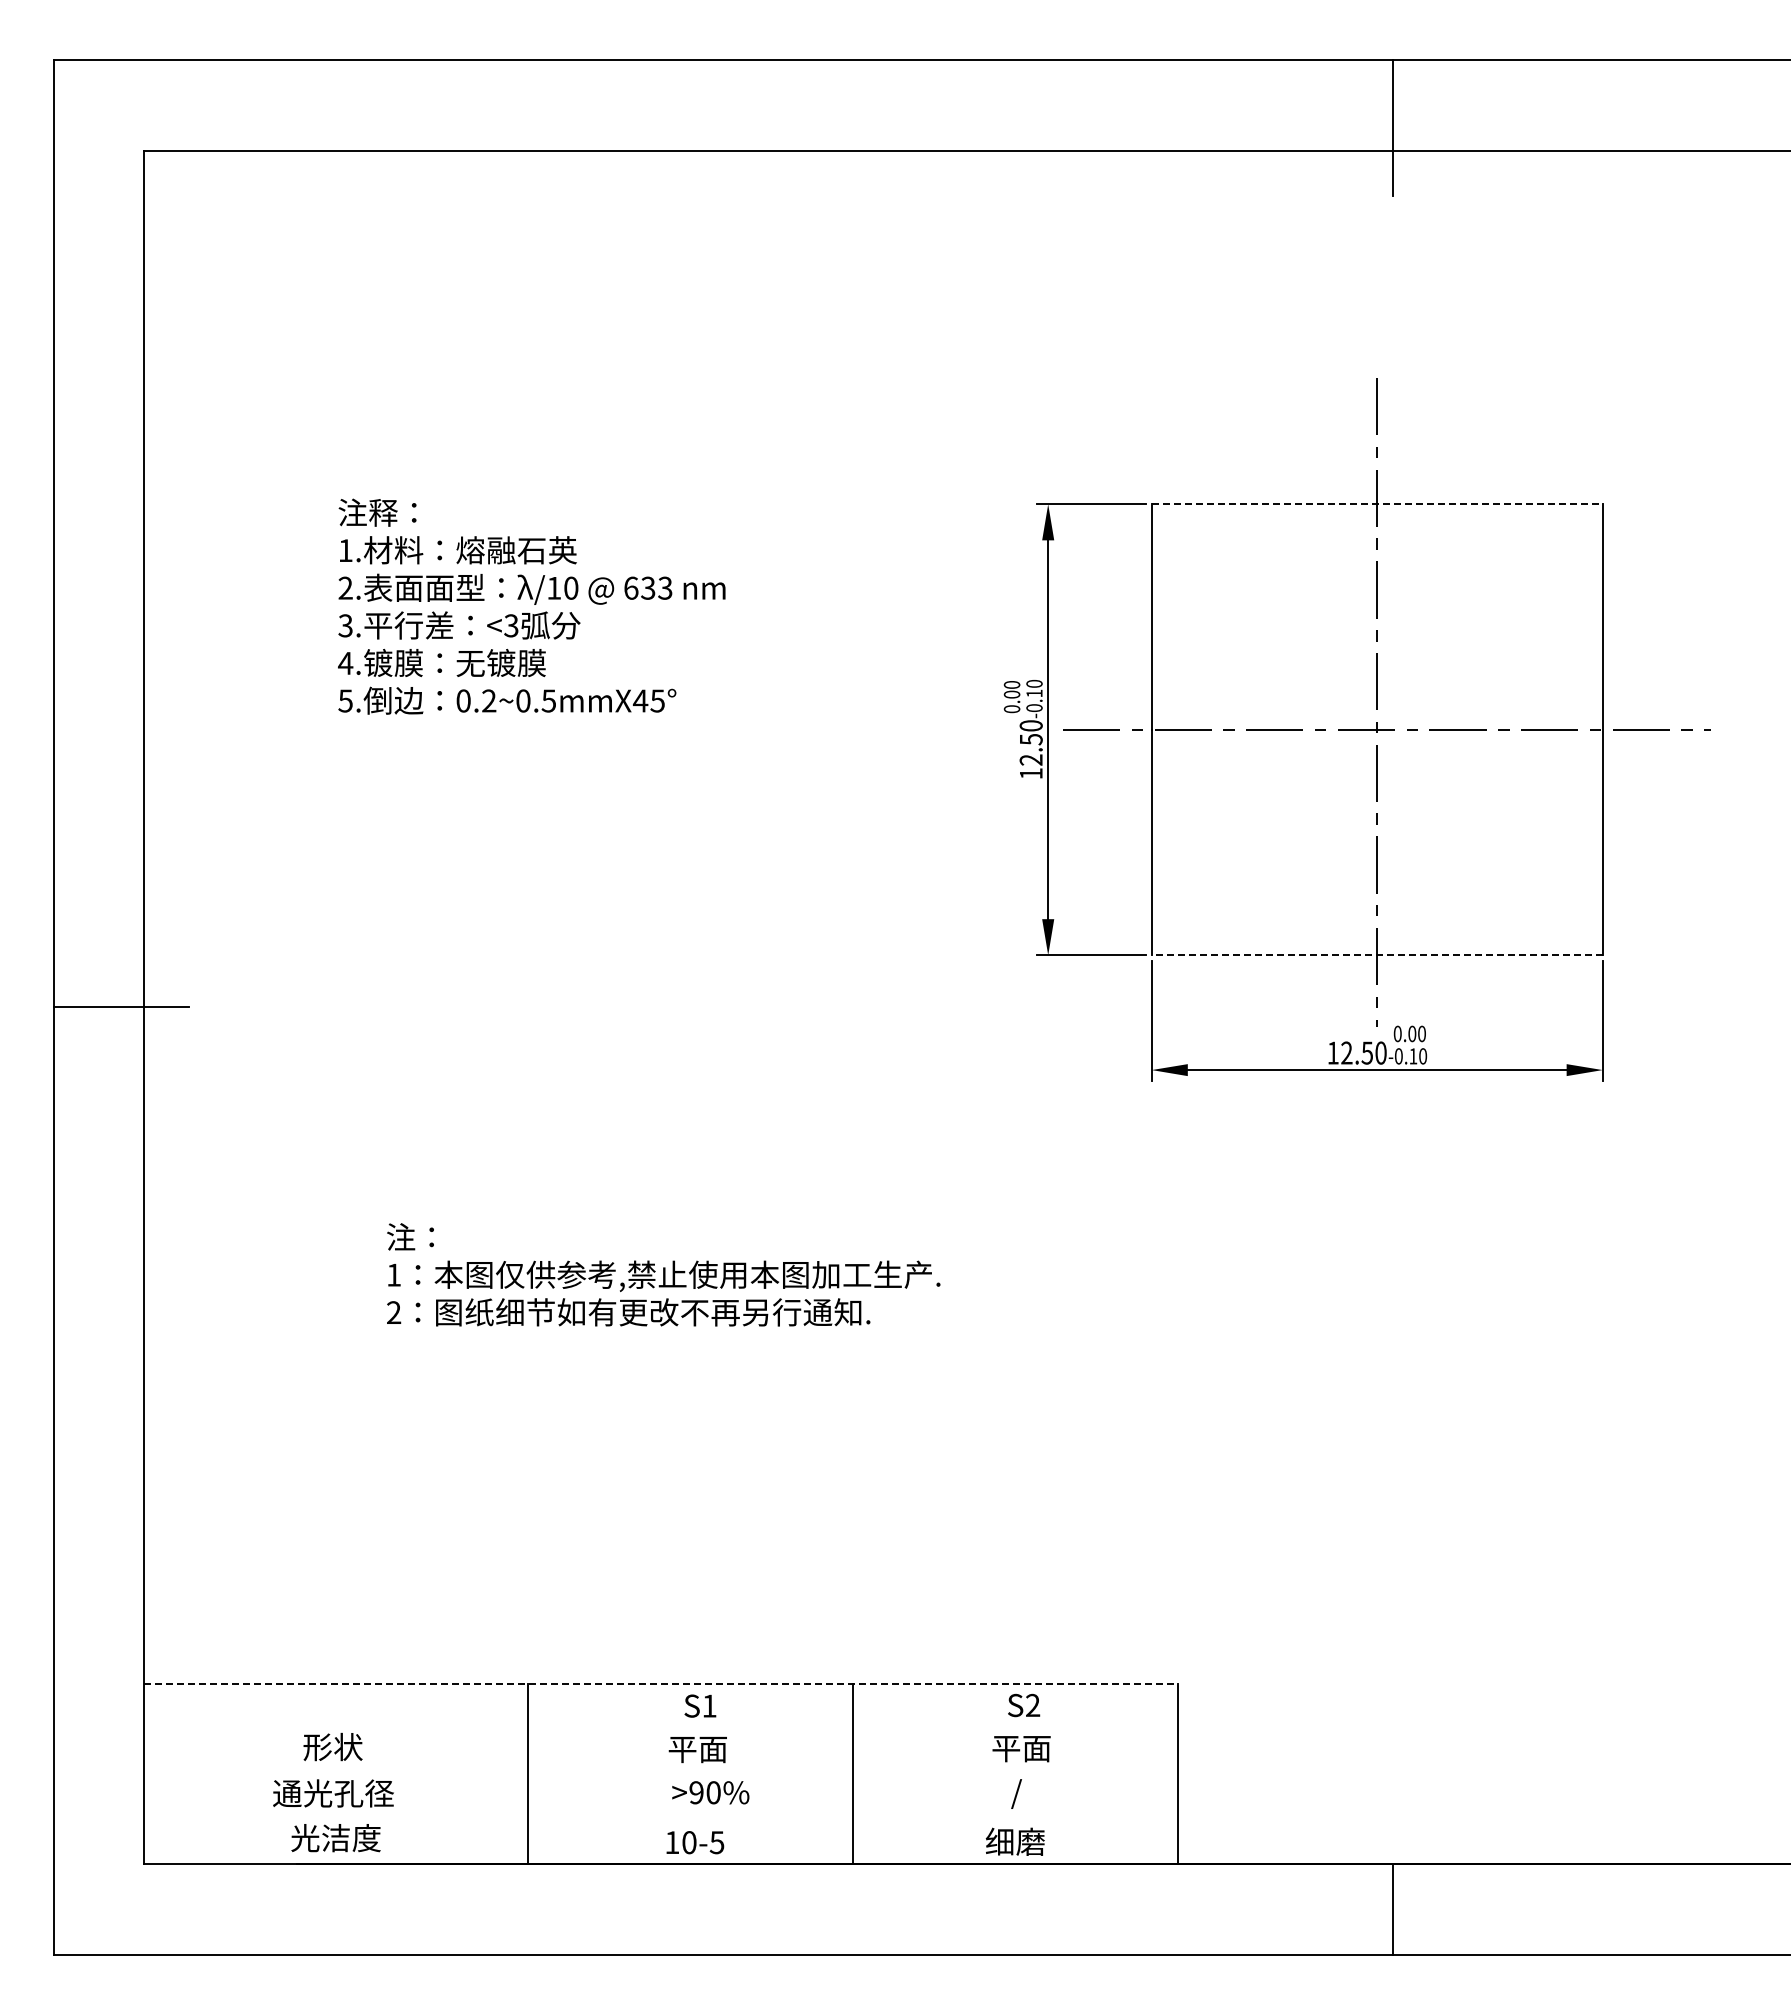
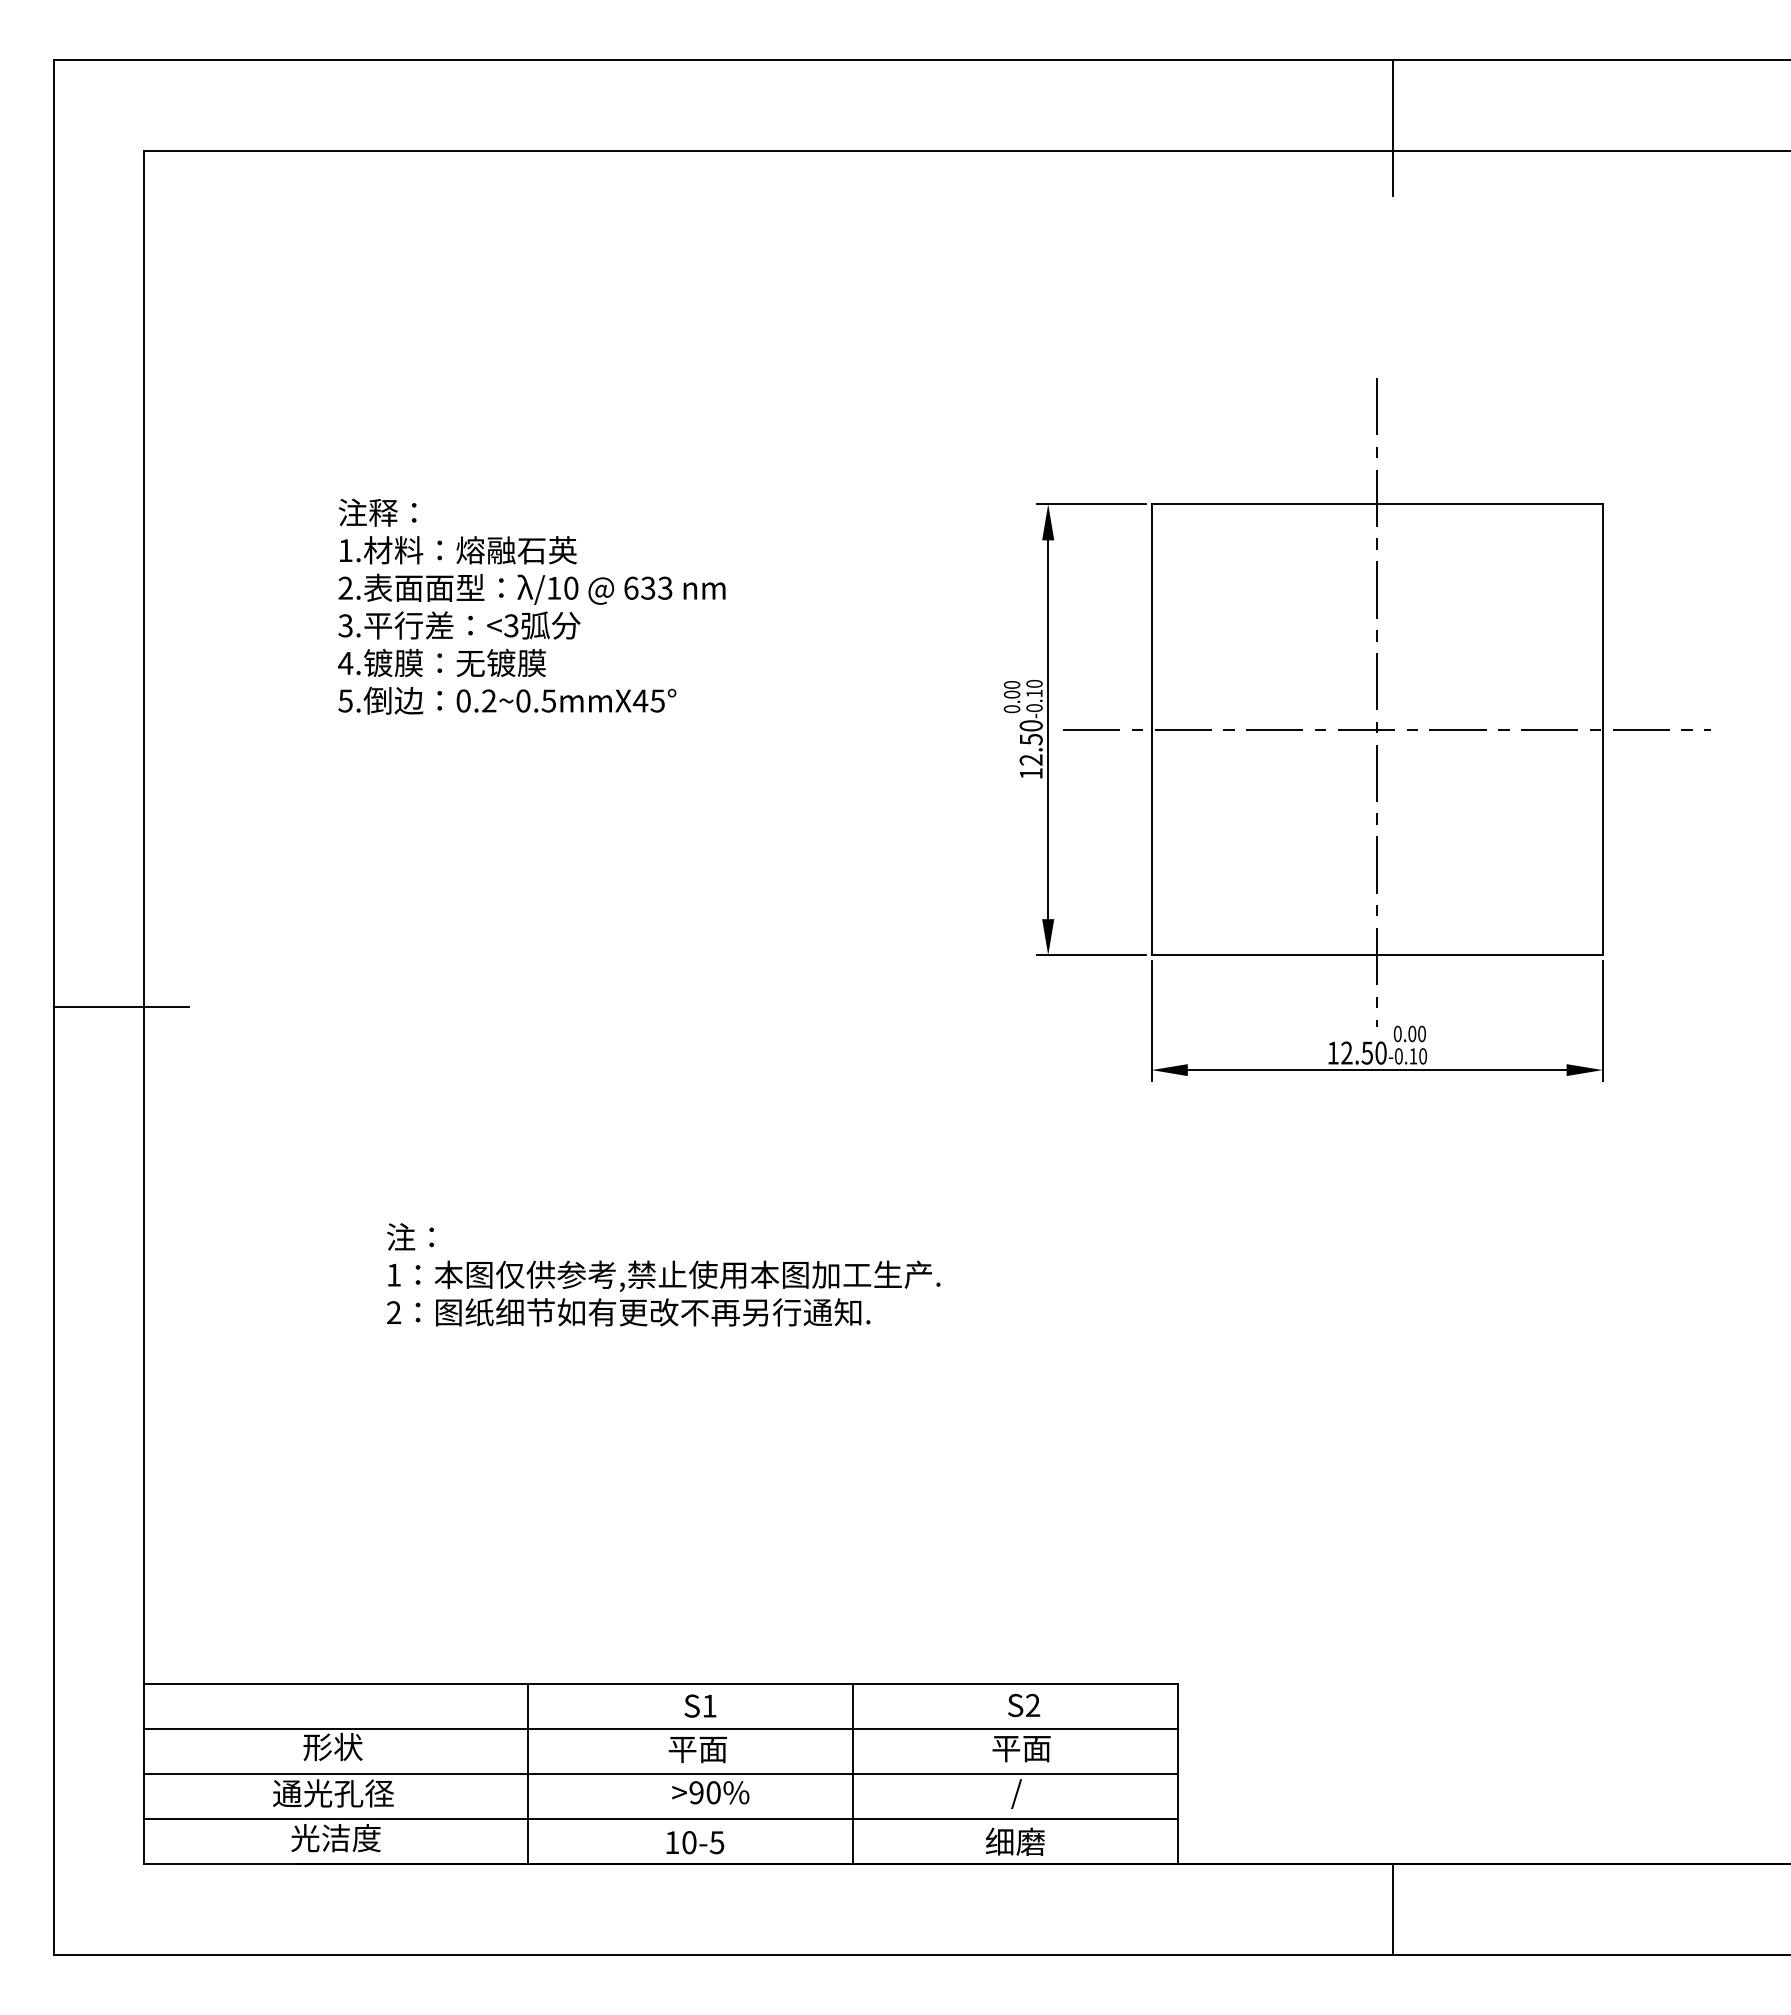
line: dashed -> solid (1377, 504)
line: dashed -> solid (1376, 955)
line: dashed -> solid (661, 1683)
line: none -> present (660, 1729)
line: none -> present (660, 1774)
line: none -> present (660, 1819)
